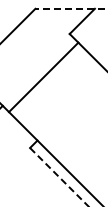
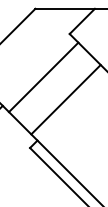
line: dashed -> solid (71, 8)
line: none -> present (65, 99)
line: dashed -> solid (59, 177)
